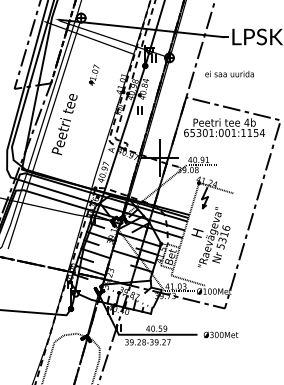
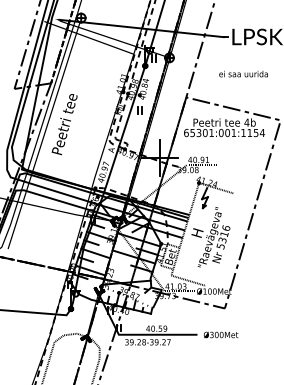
text position: (229, 73) -> (243, 73) (243, 73)
part: present -> none (94, 74)
